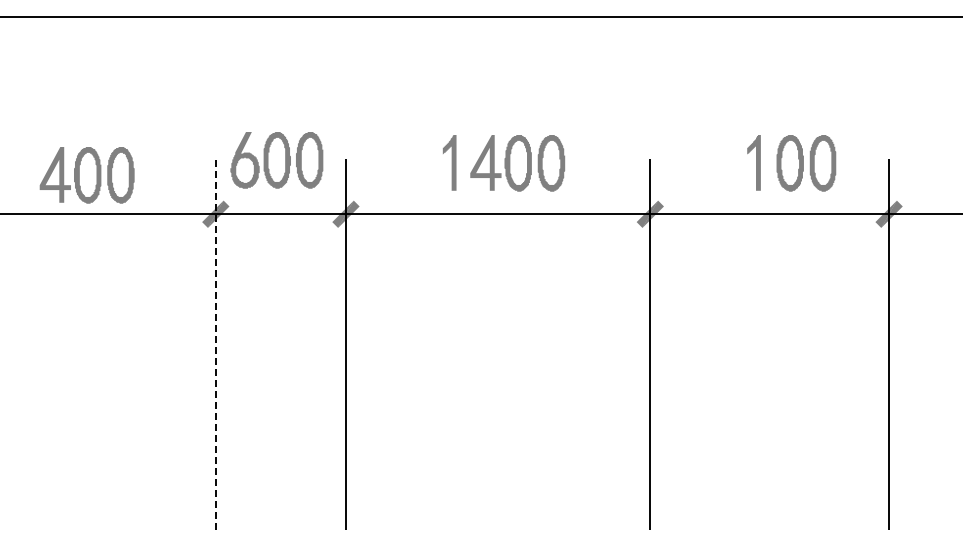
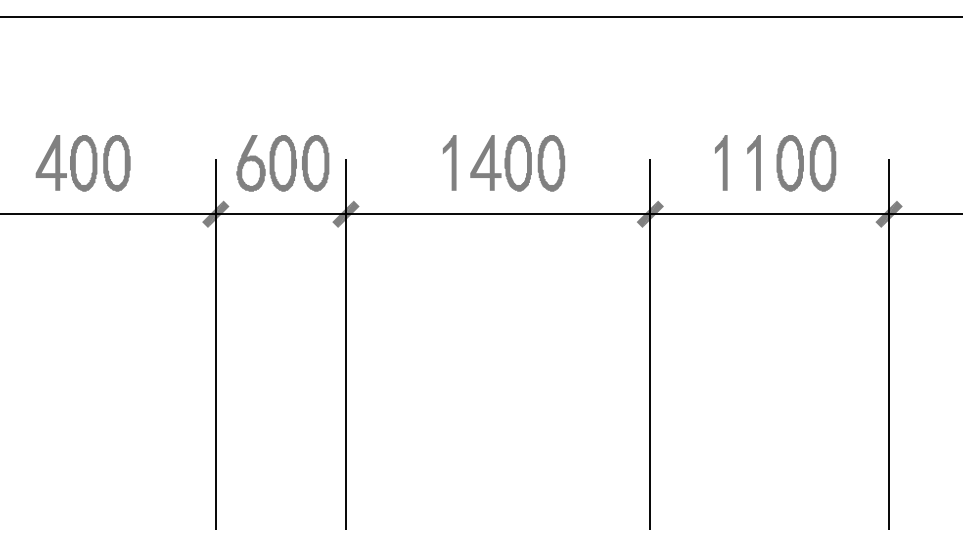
part position: (276, 160) -> (282, 163) (282, 163)
fill: none -> present (720, 162)
part position: (86, 175) -> (82, 163) (82, 163)
line: dashed -> solid (215, 344)
